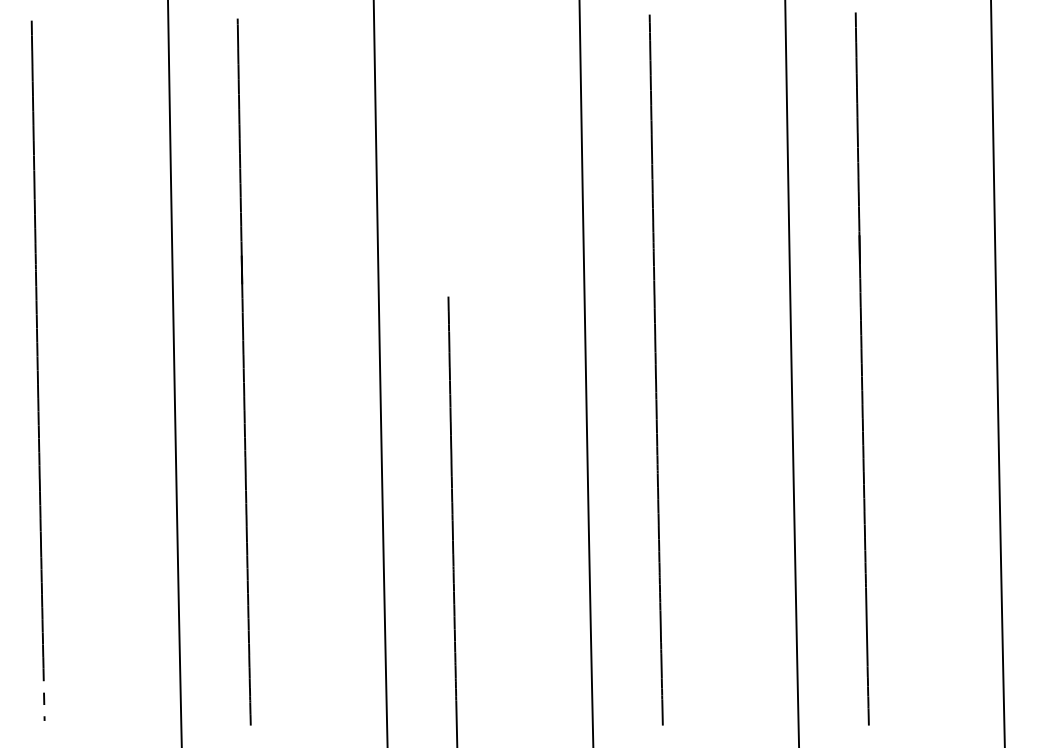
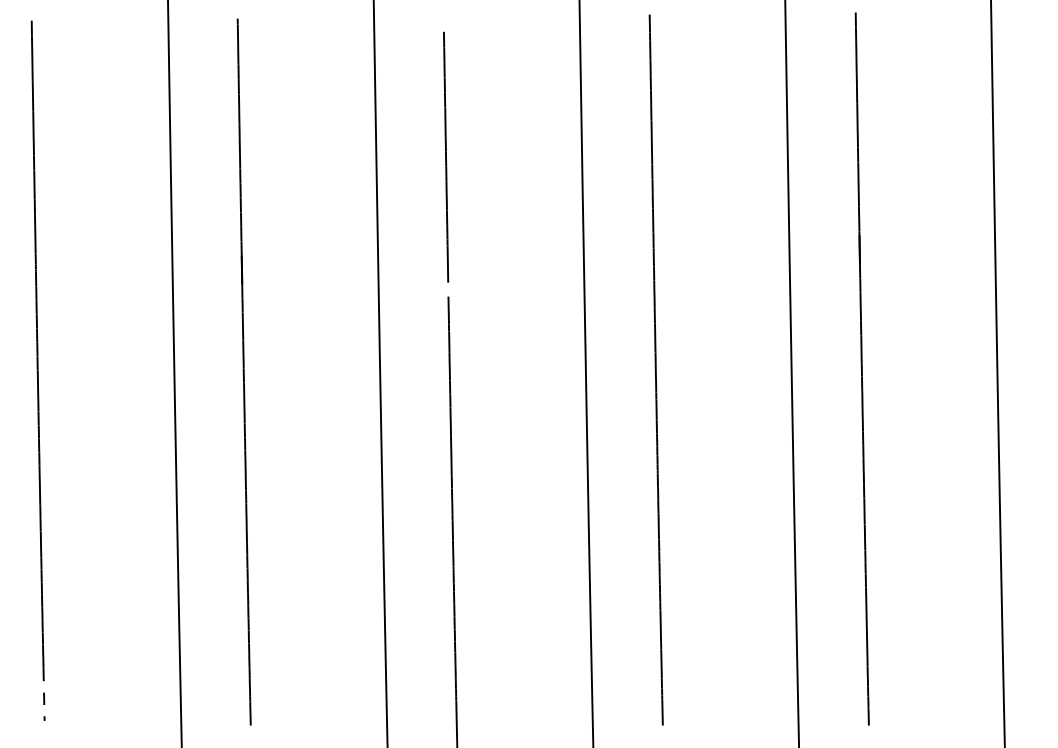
line: none -> present (446, 156)
